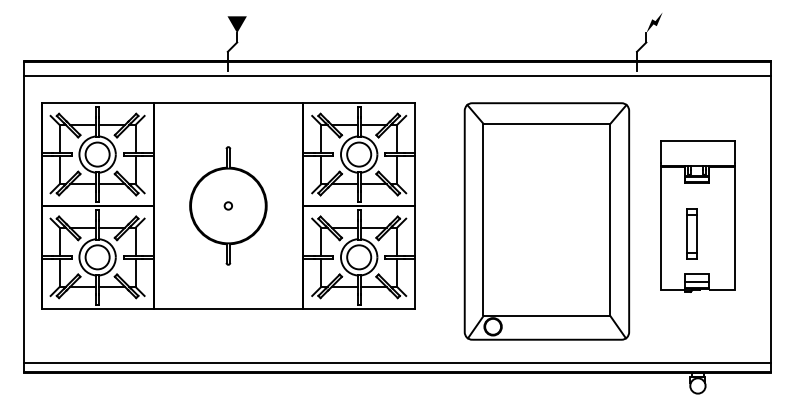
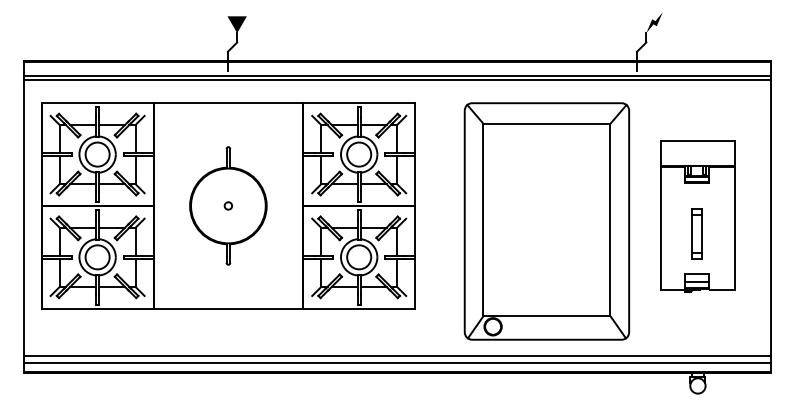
line: none -> present (397, 80)
part position: (691, 233) -> (696, 233) (696, 233)
line: none -> present (397, 356)
